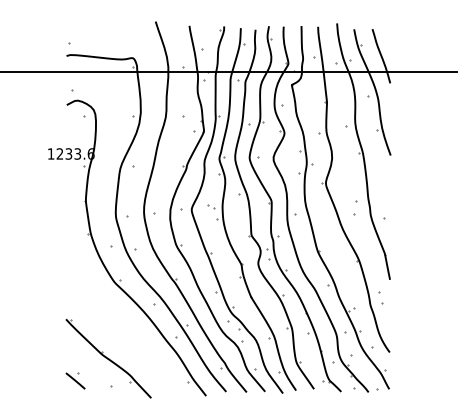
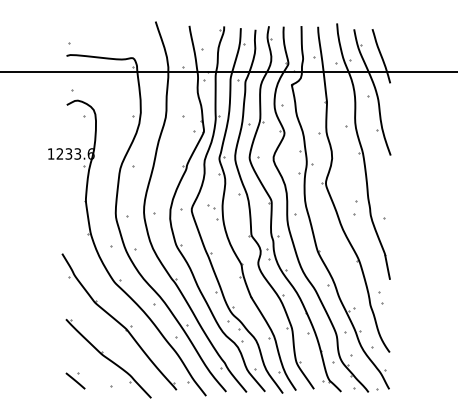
part: none -> present (119, 321)
